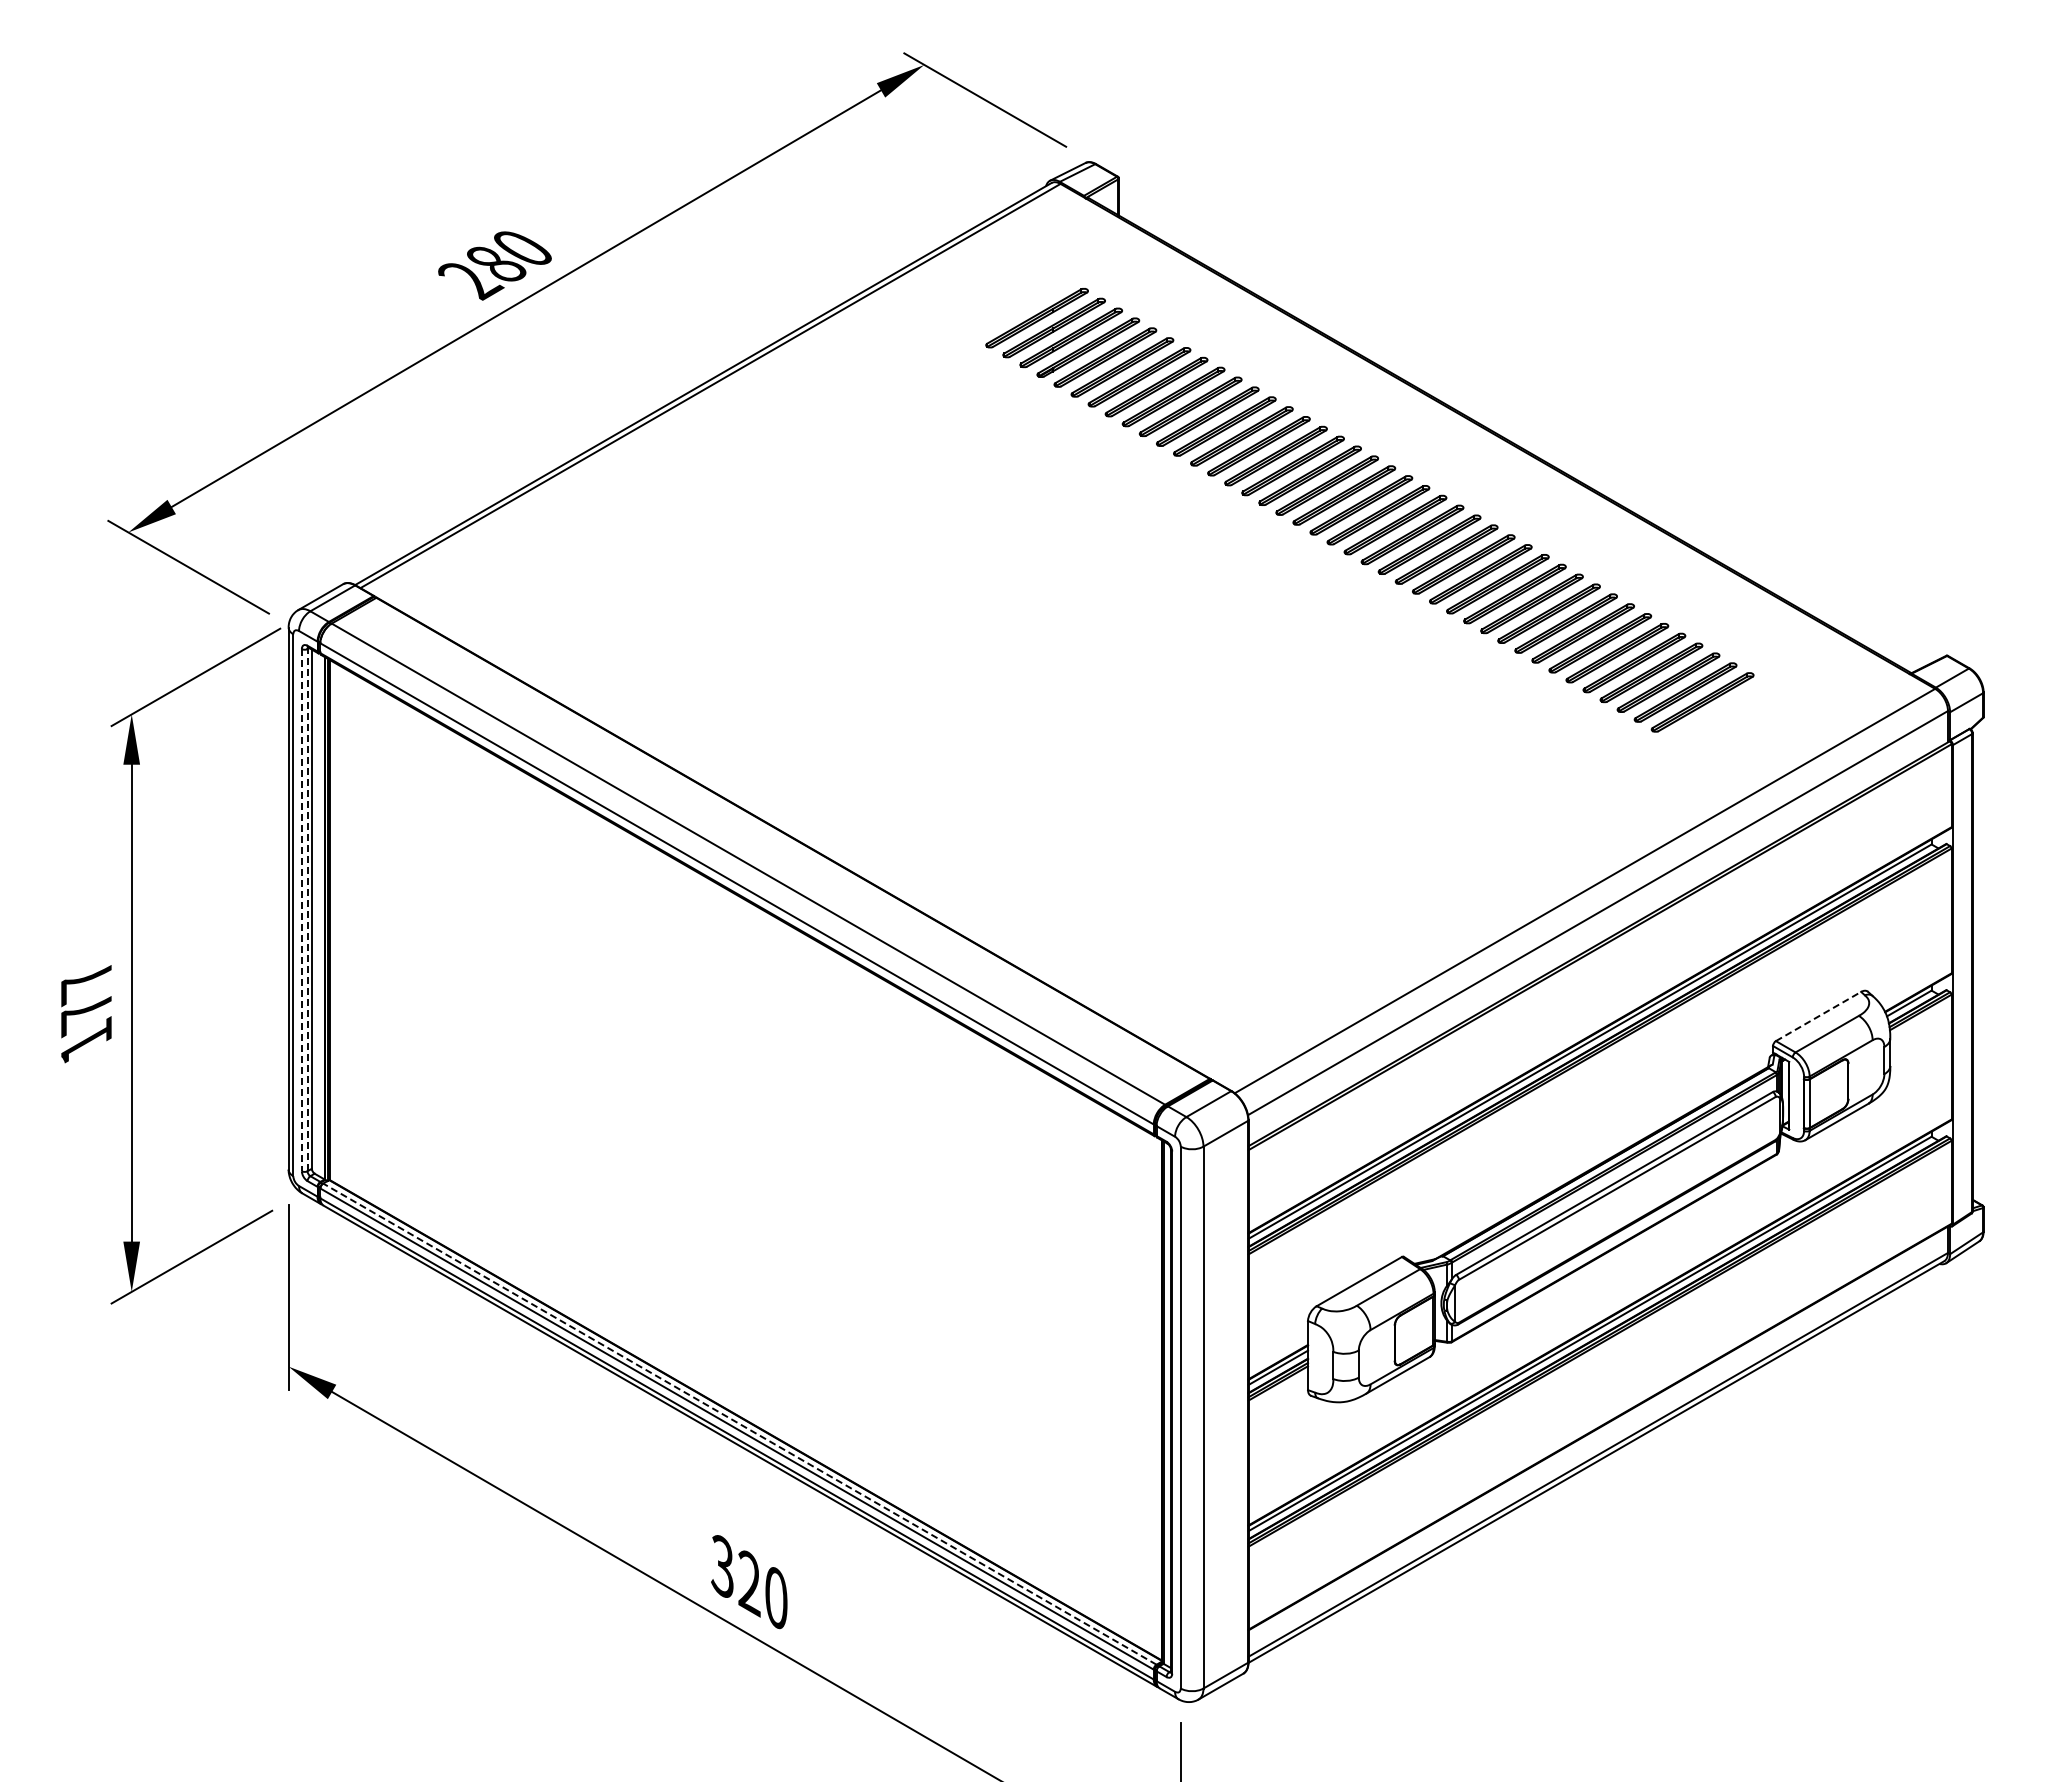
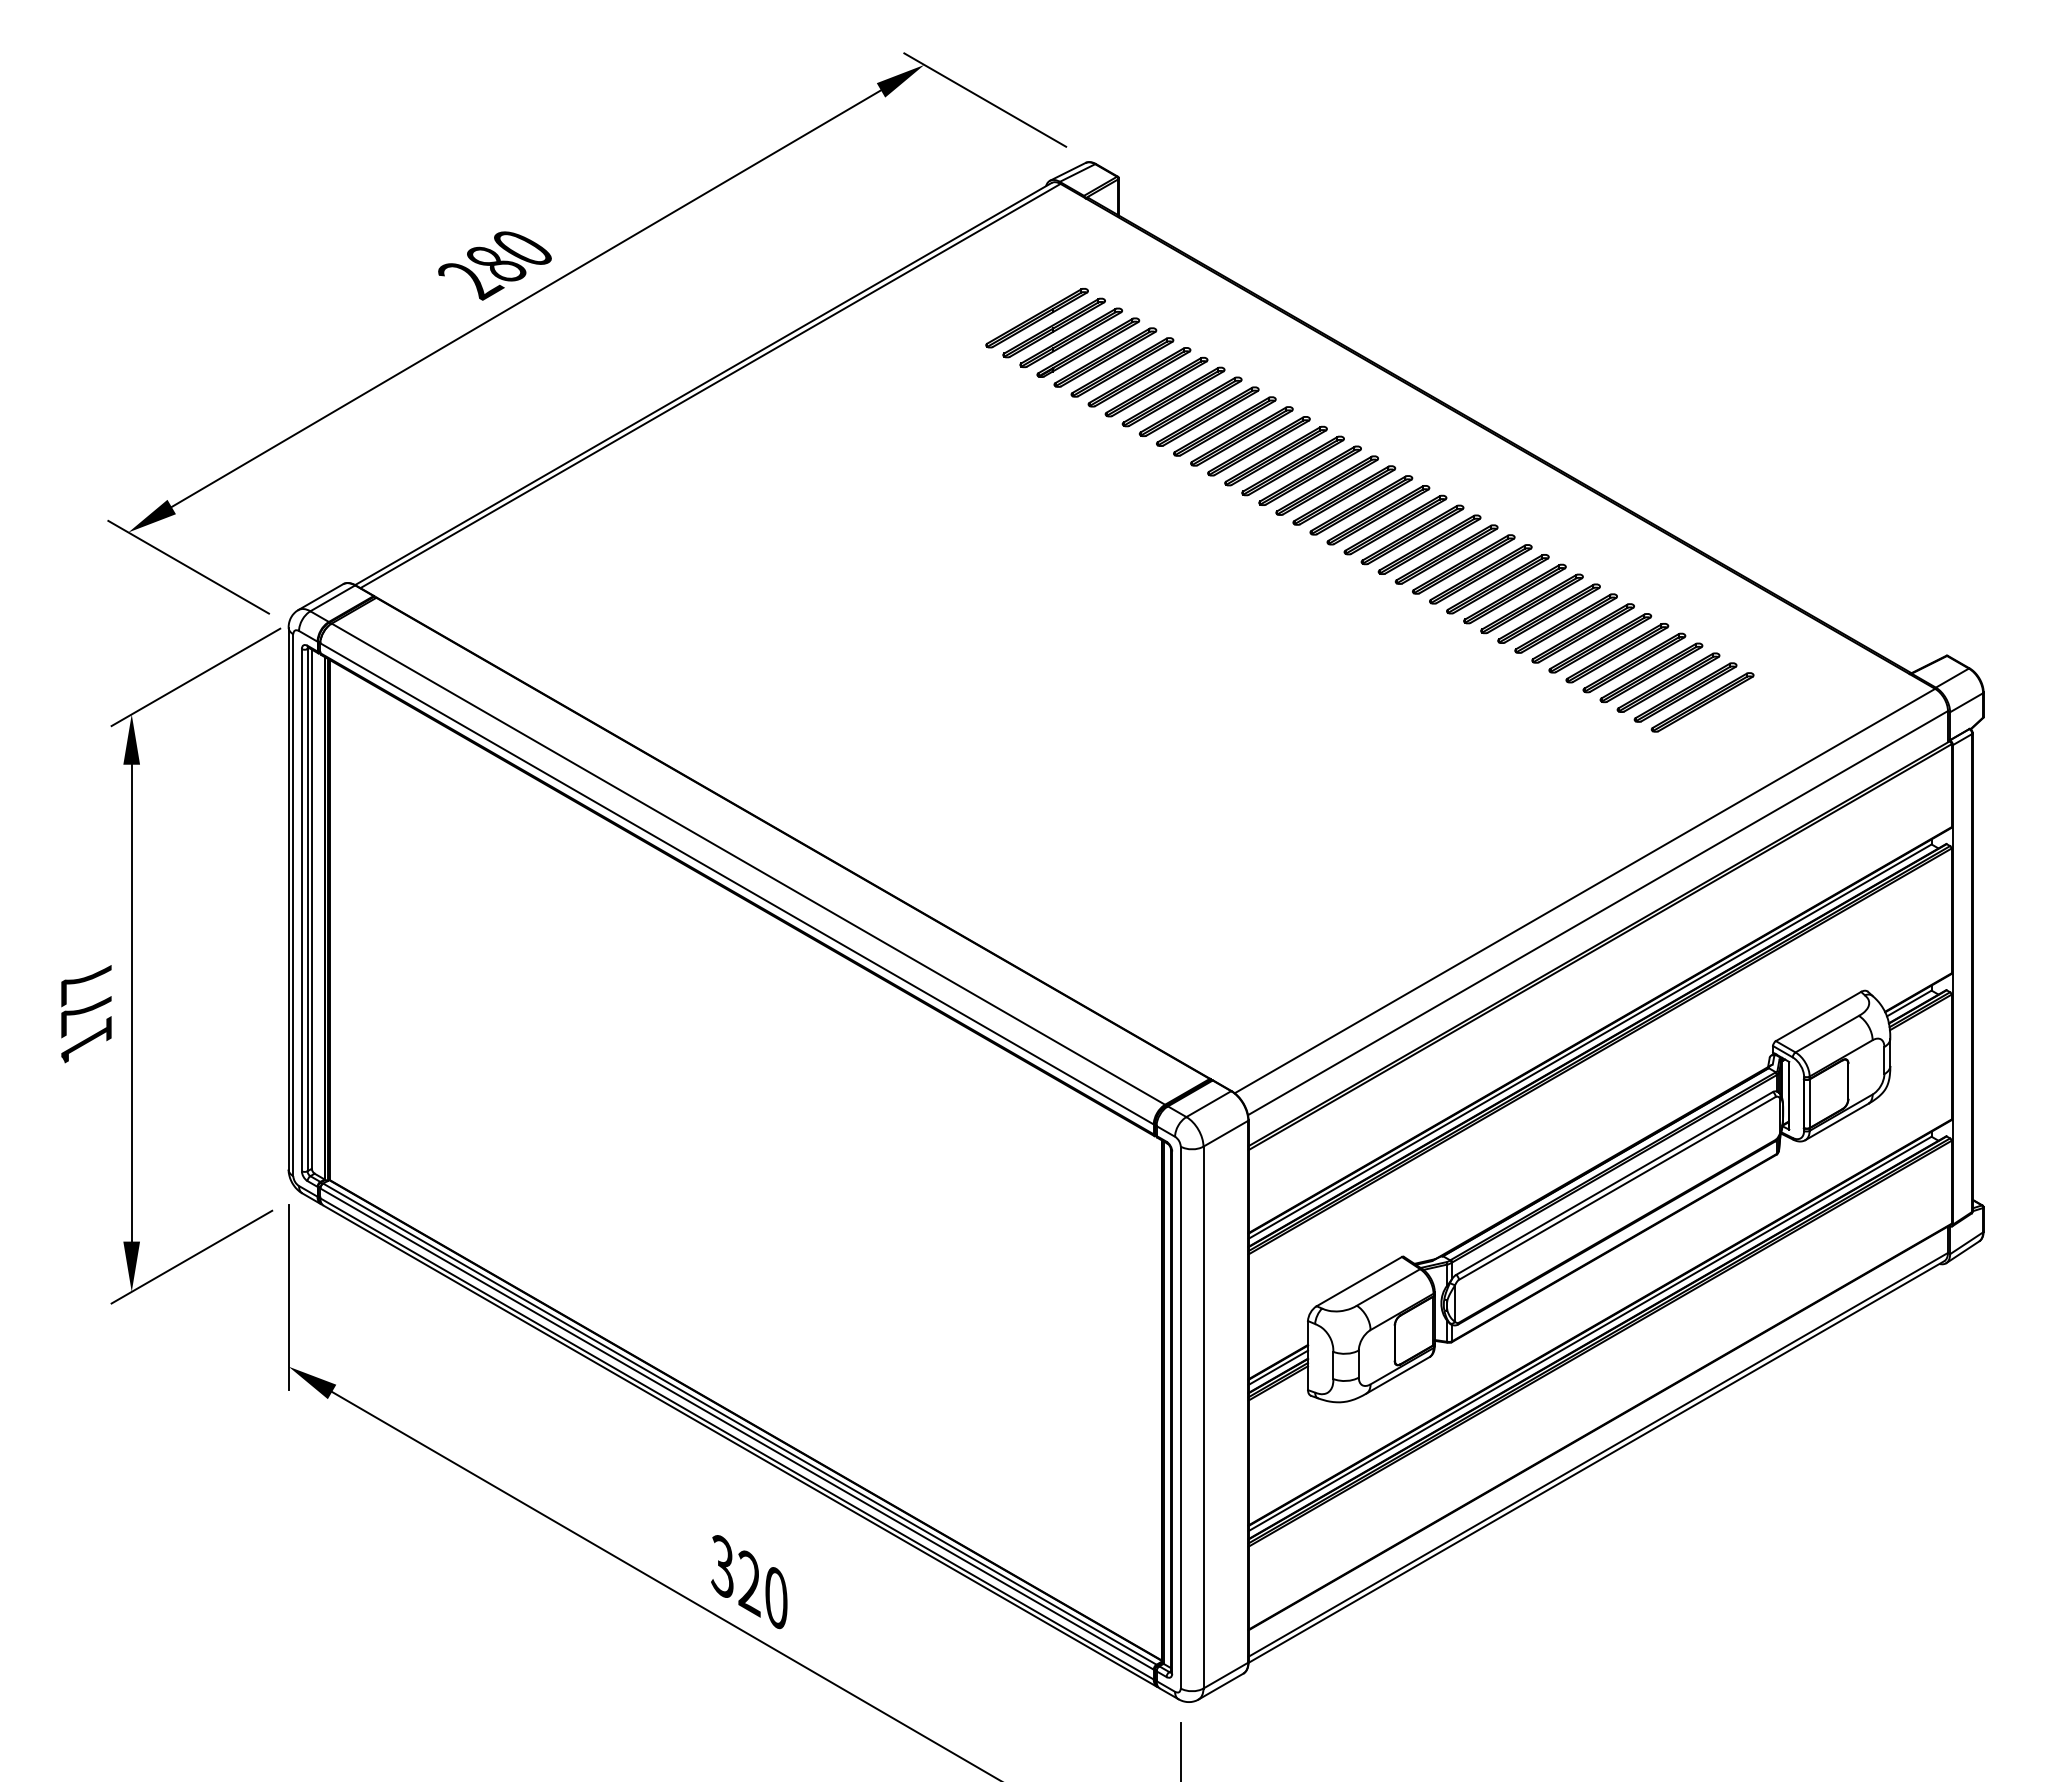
line: dashed -> solid (307, 909)
line: dashed -> solid (301, 910)
line: dashed -> solid (1818, 1016)
line: dashed -> solid (739, 1423)
